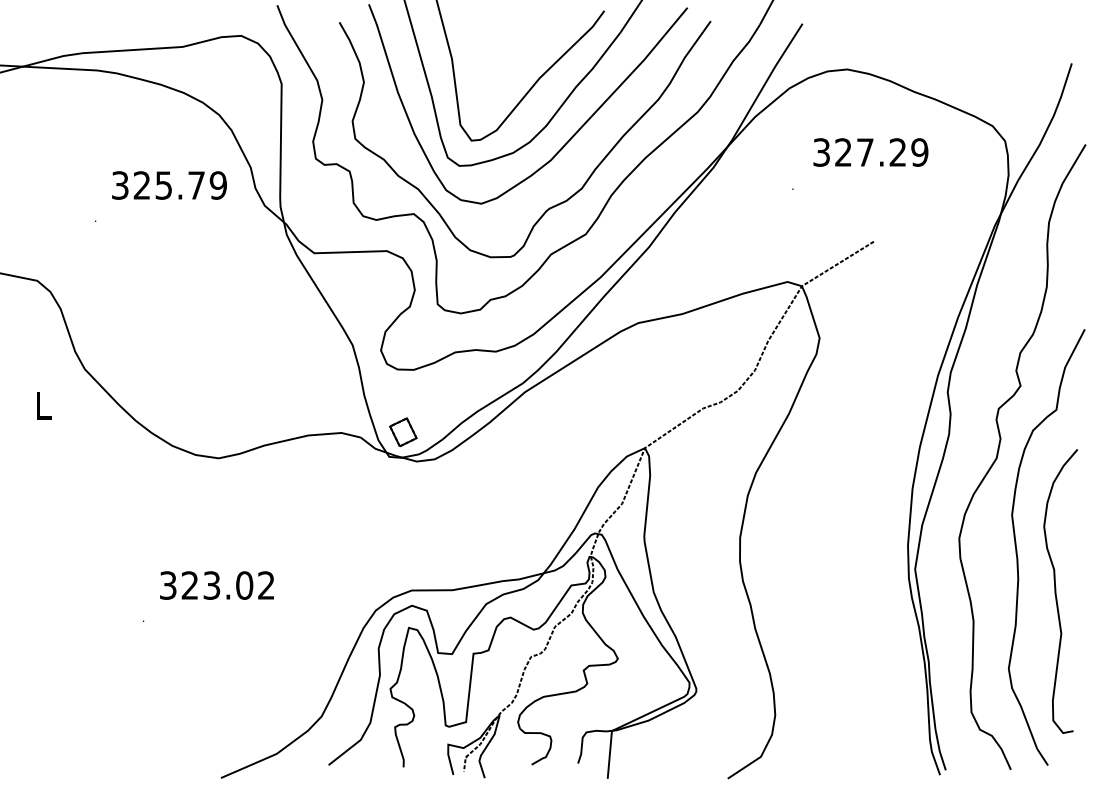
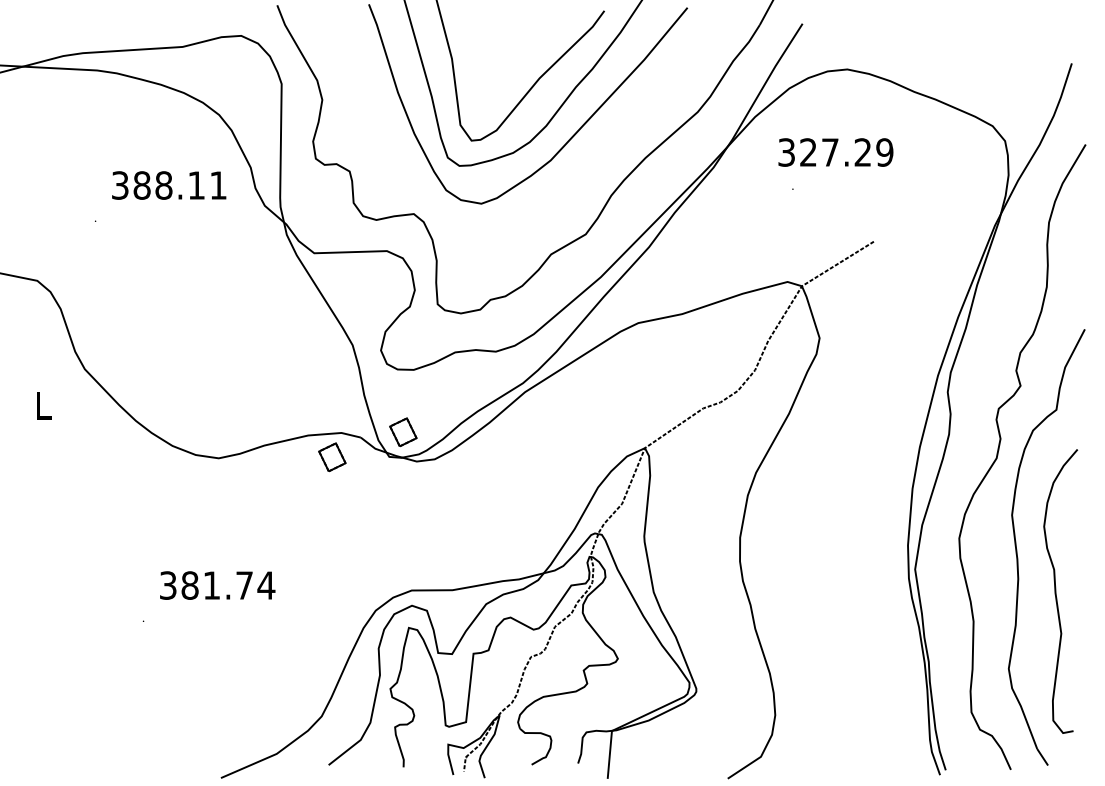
text position: (870, 152) -> (835, 152) (835, 152)
text: 325.79 -> 388.11 (179, 185)
curve: present -> none (555, 204)
part: none -> present (332, 457)
text: 323.02 -> 381.74 (228, 585)
